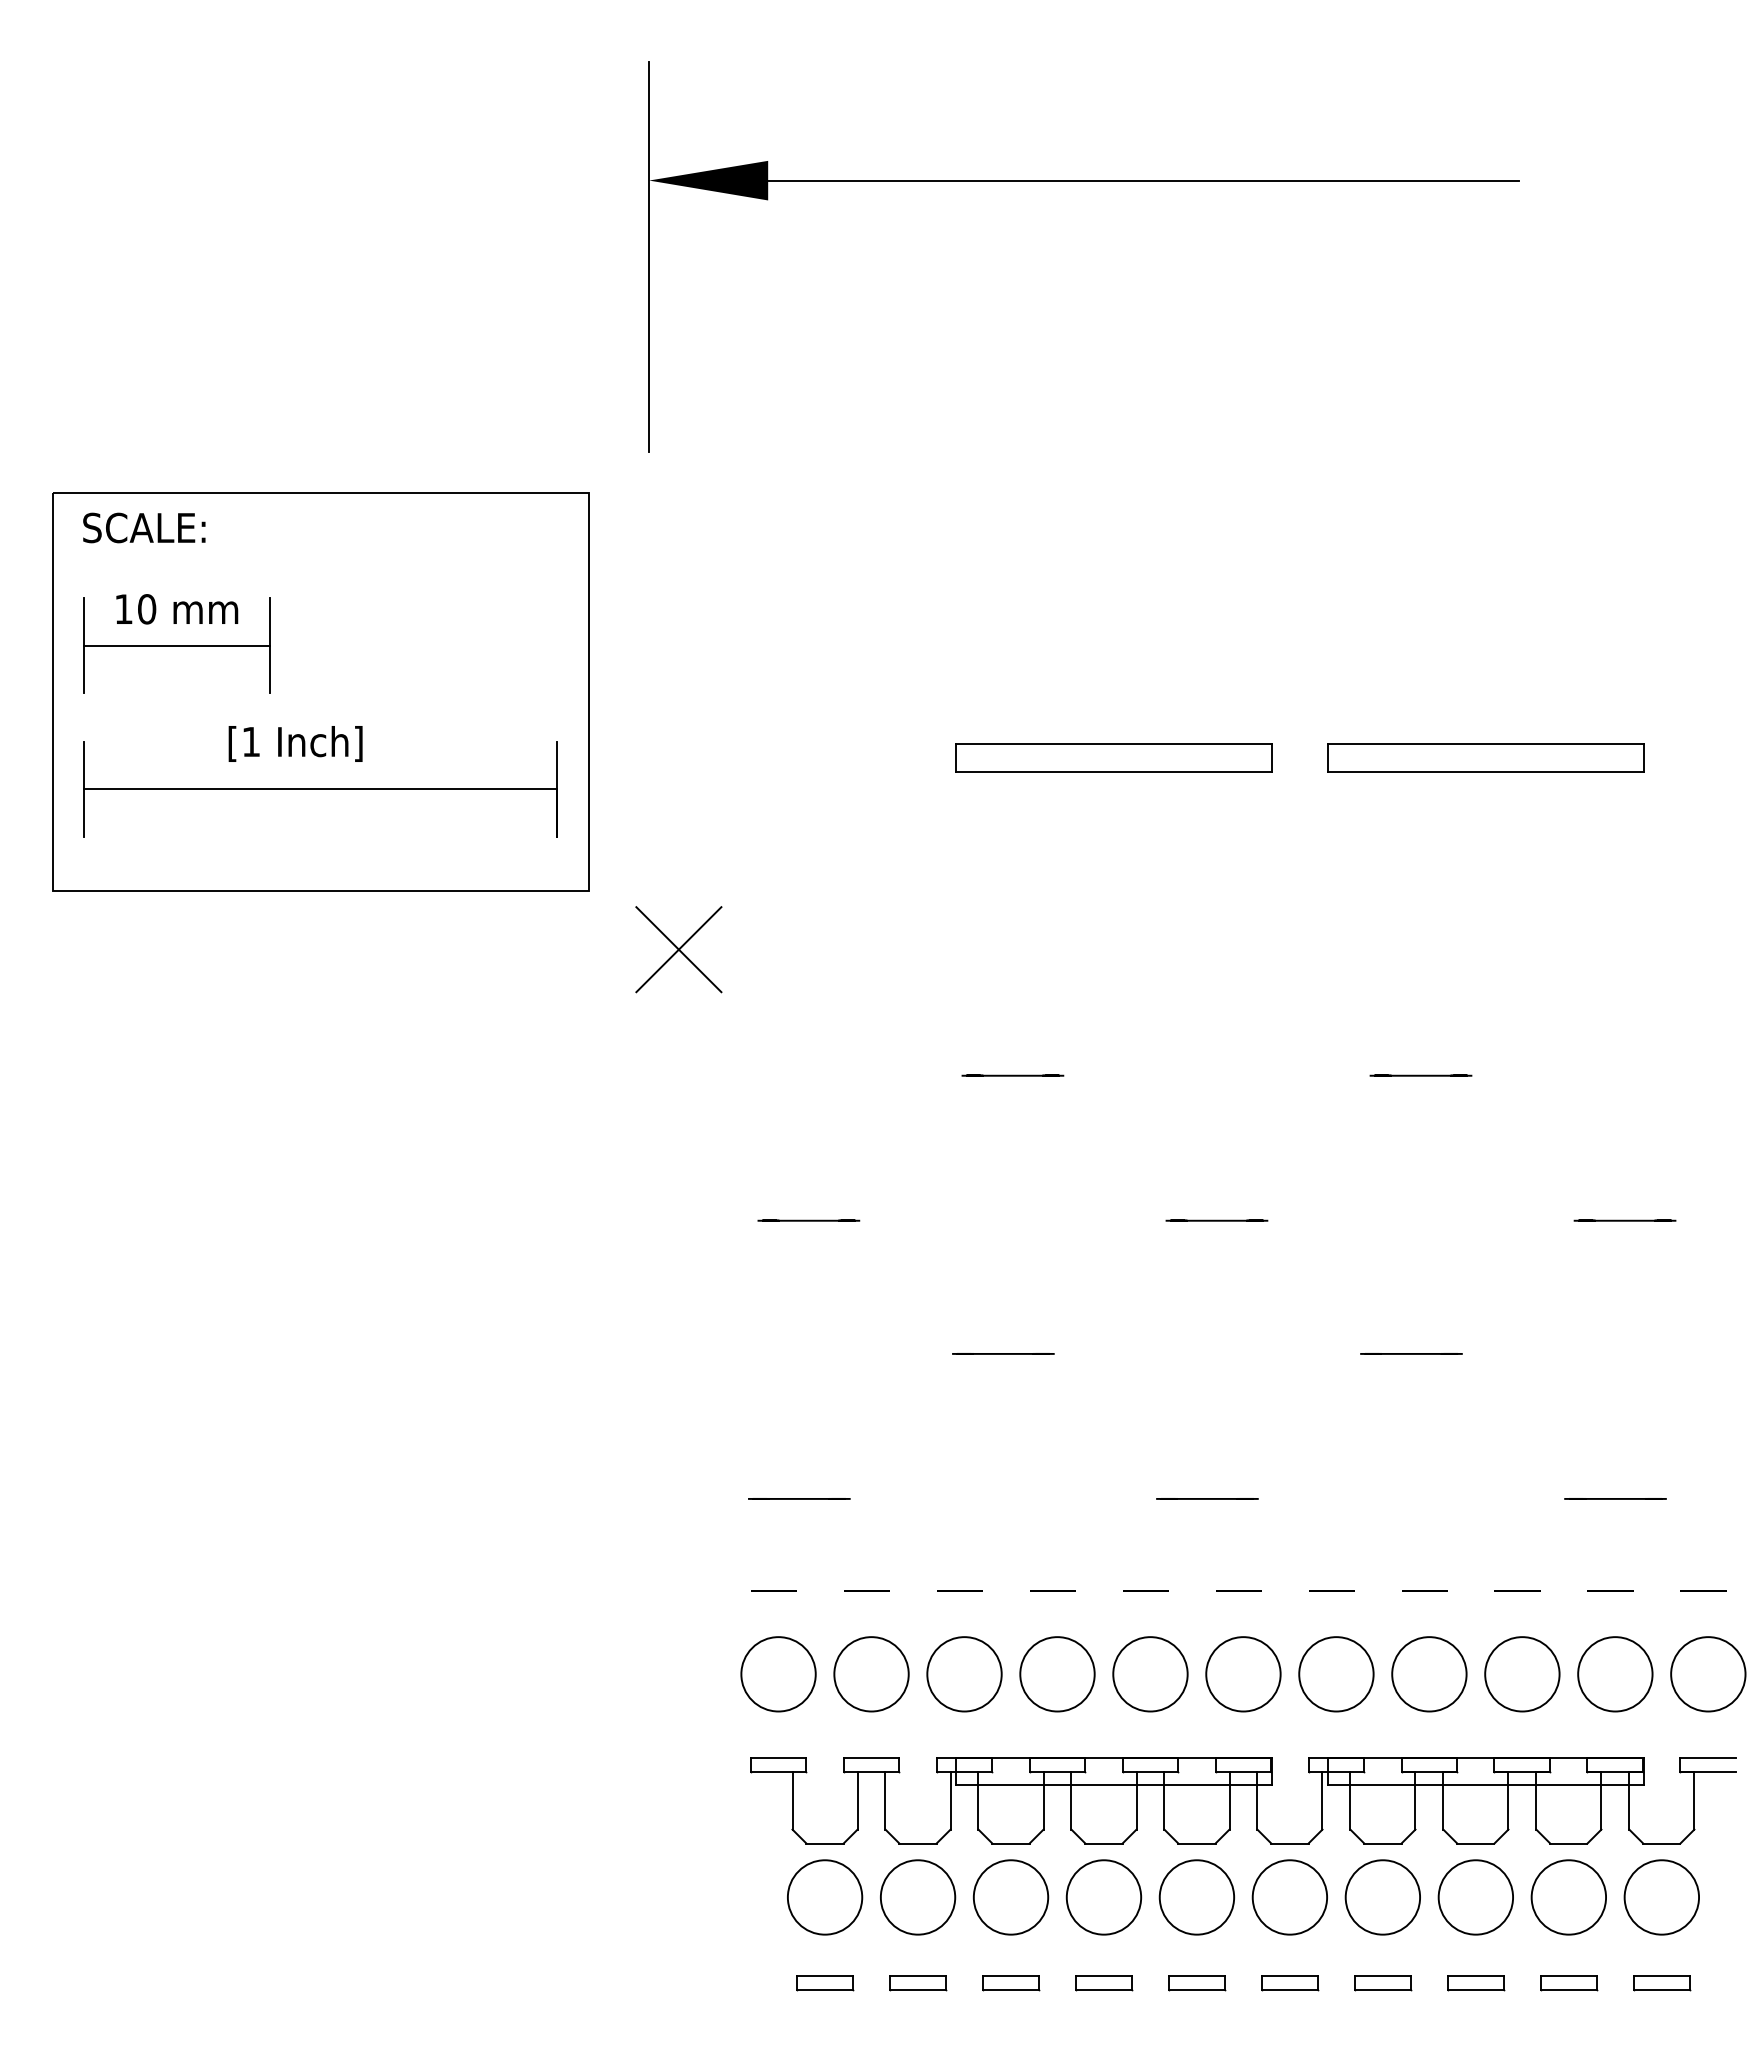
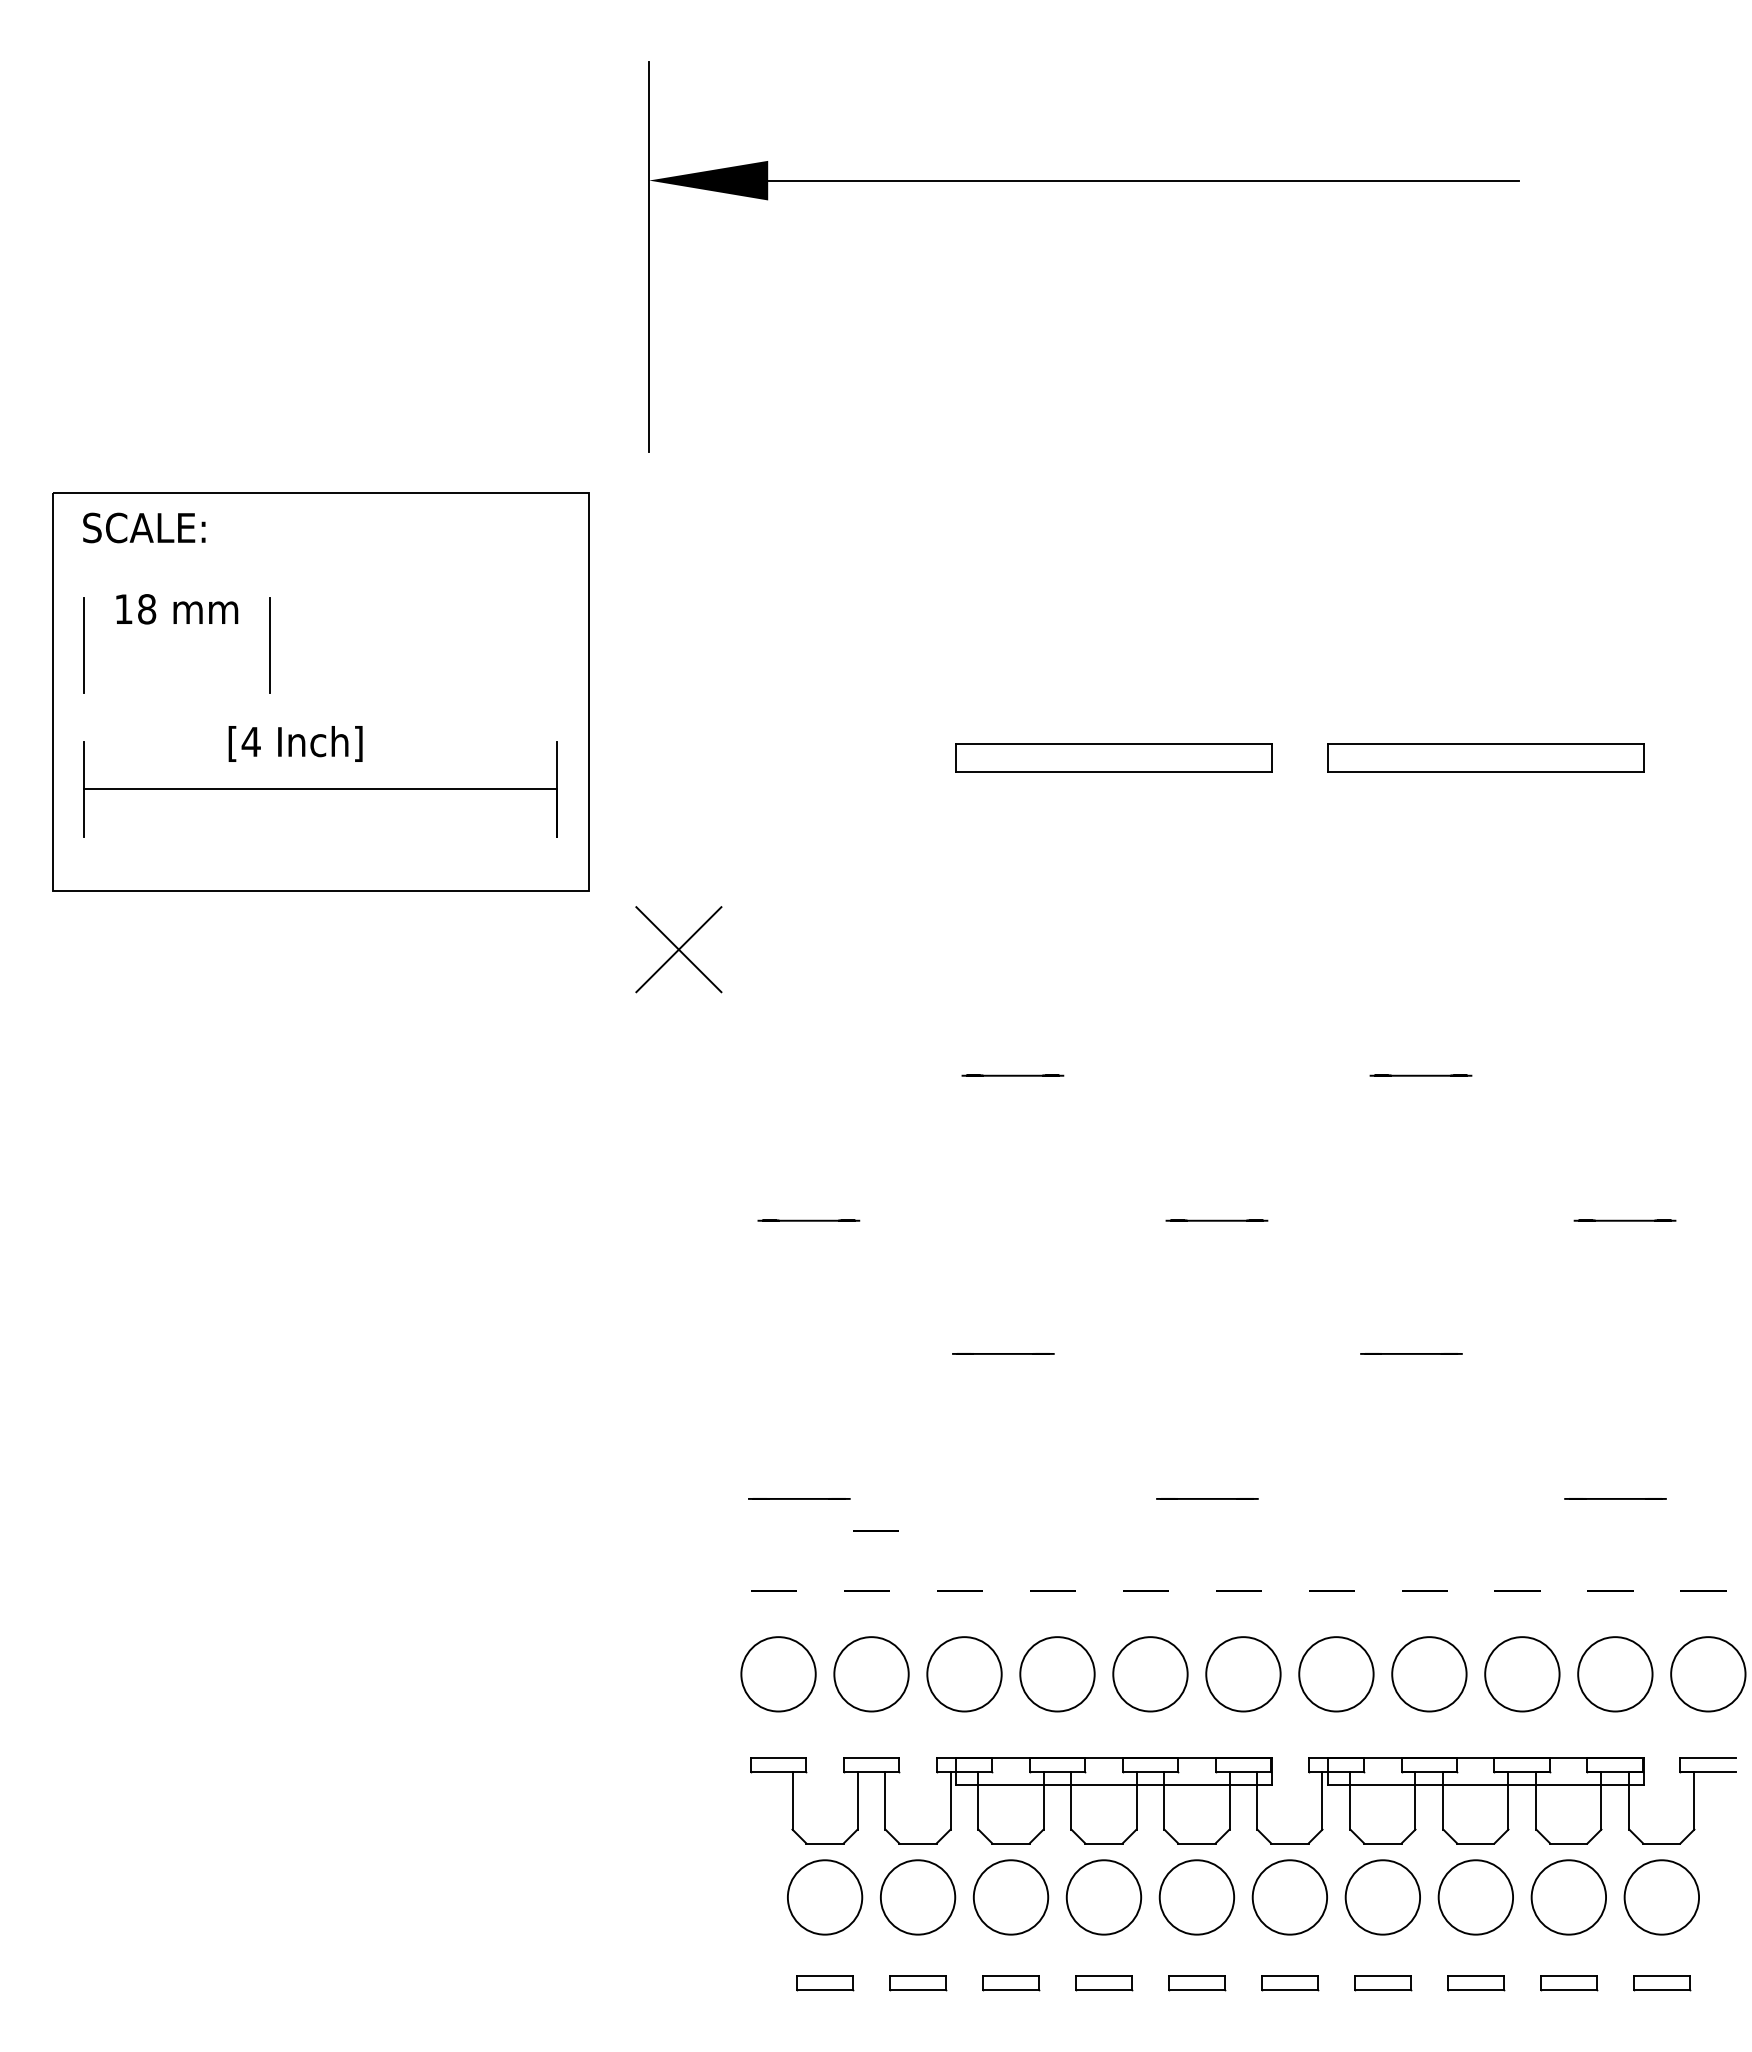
text: 10 -> 18 (147, 609)
line: present -> none (177, 645)
text: [1 -> [4 (250, 741)
line: none -> present (875, 1530)
